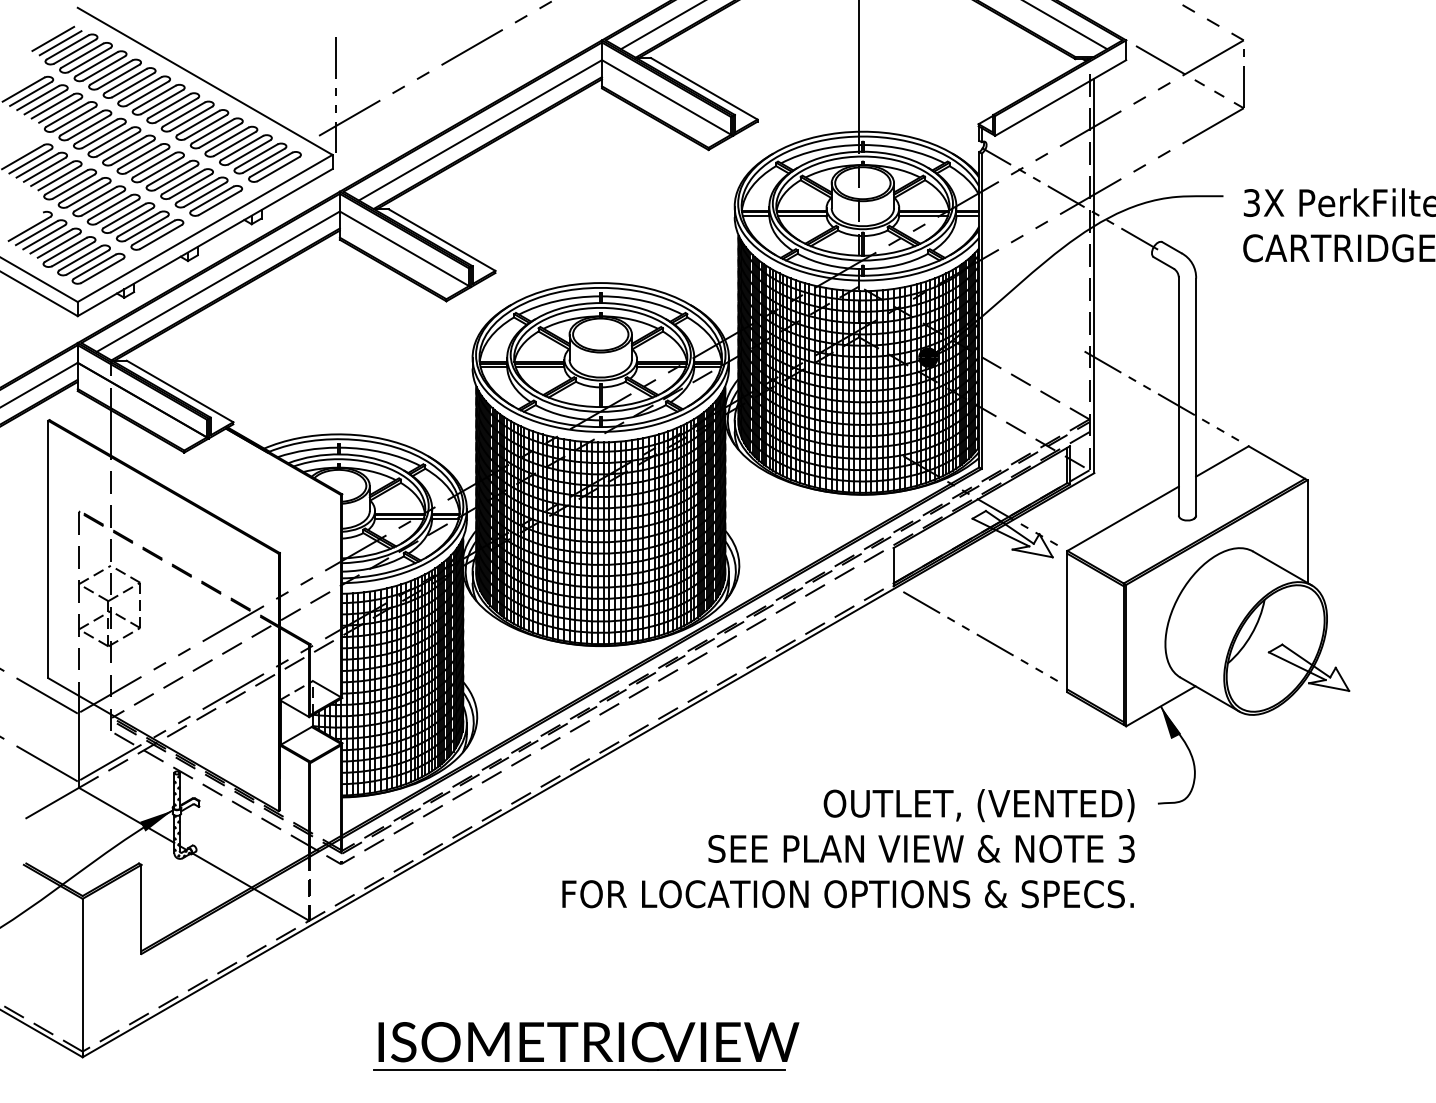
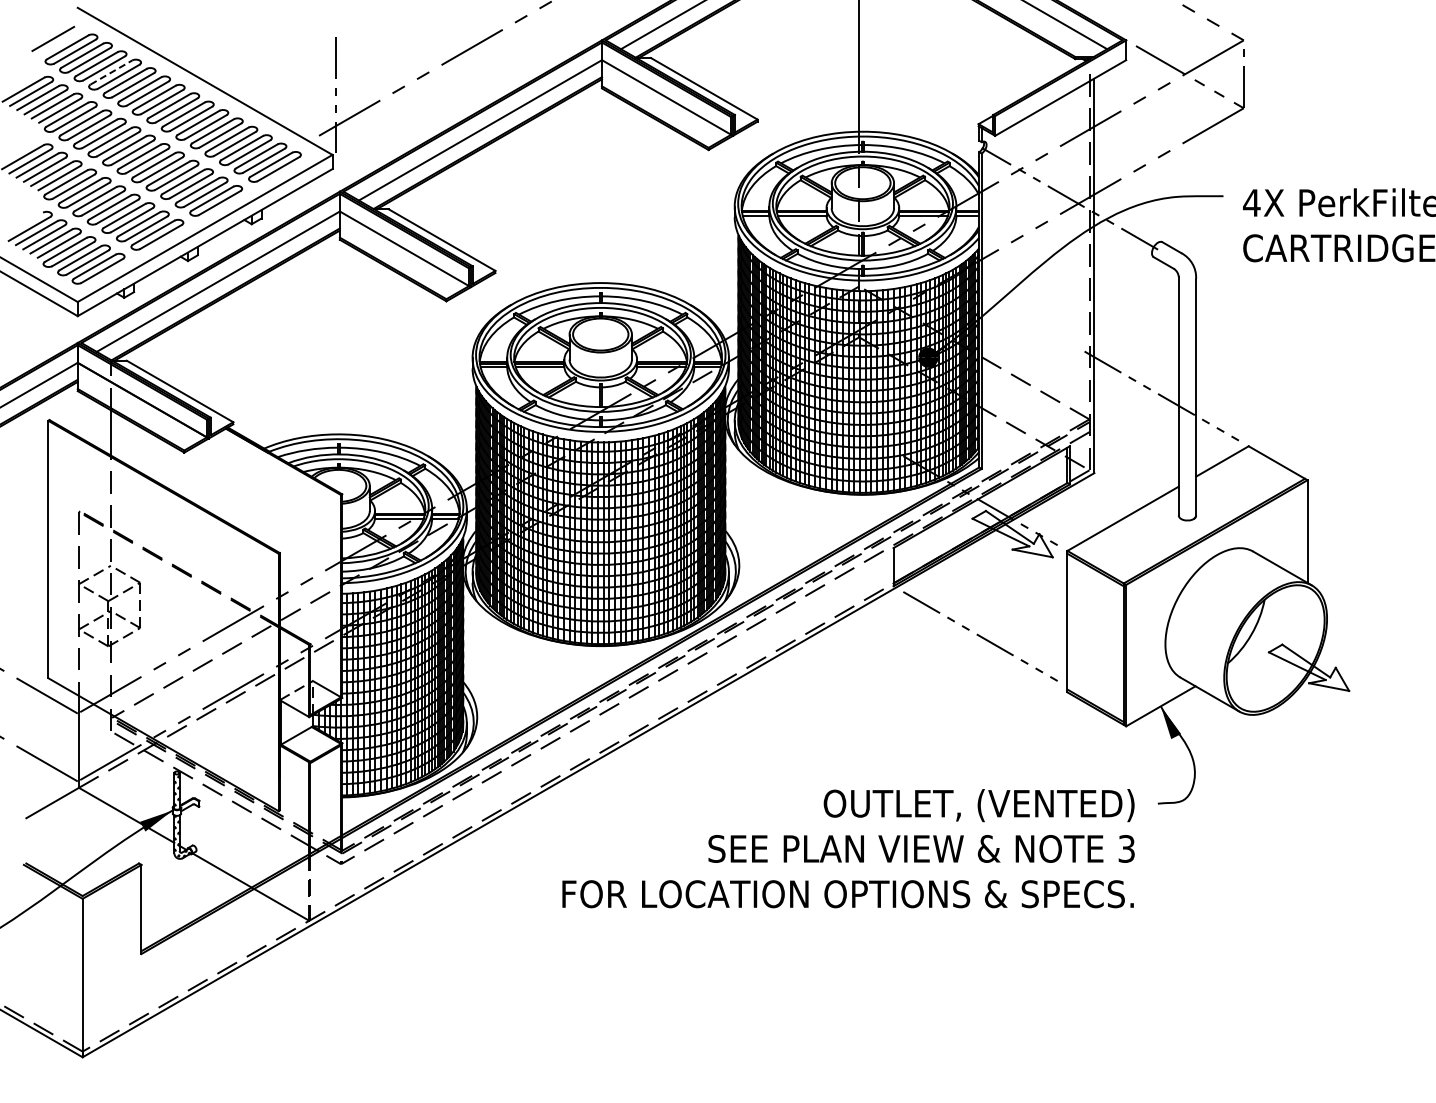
line: present -> none (60, 43)
line: solid -> dashed (111, 72)
text: 3X -> 4X (1251, 203)
part: present -> none (586, 1046)
